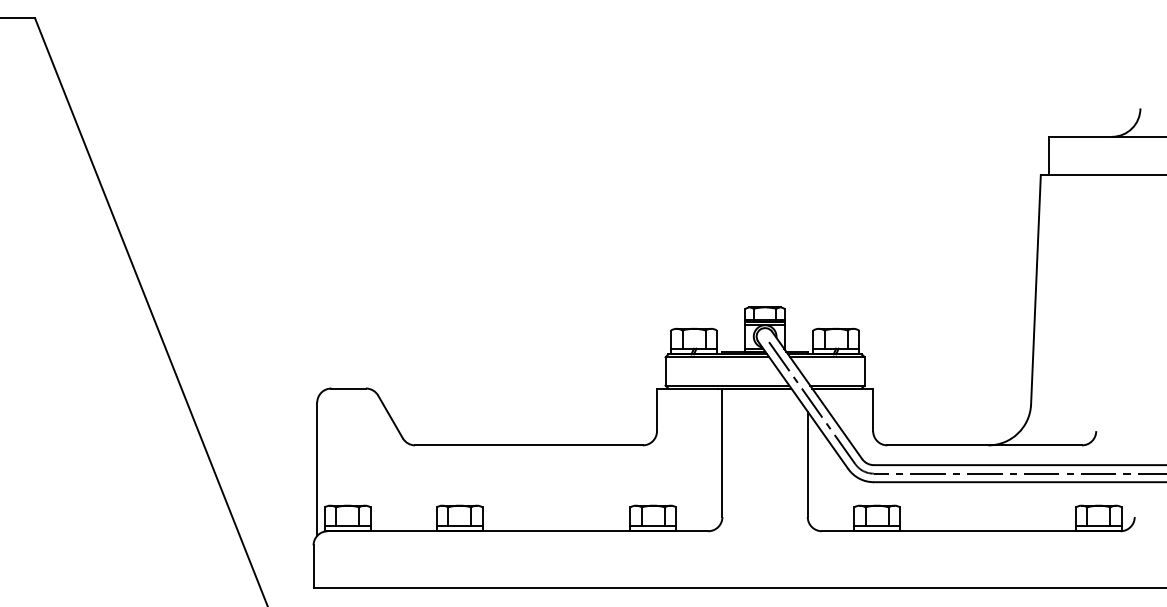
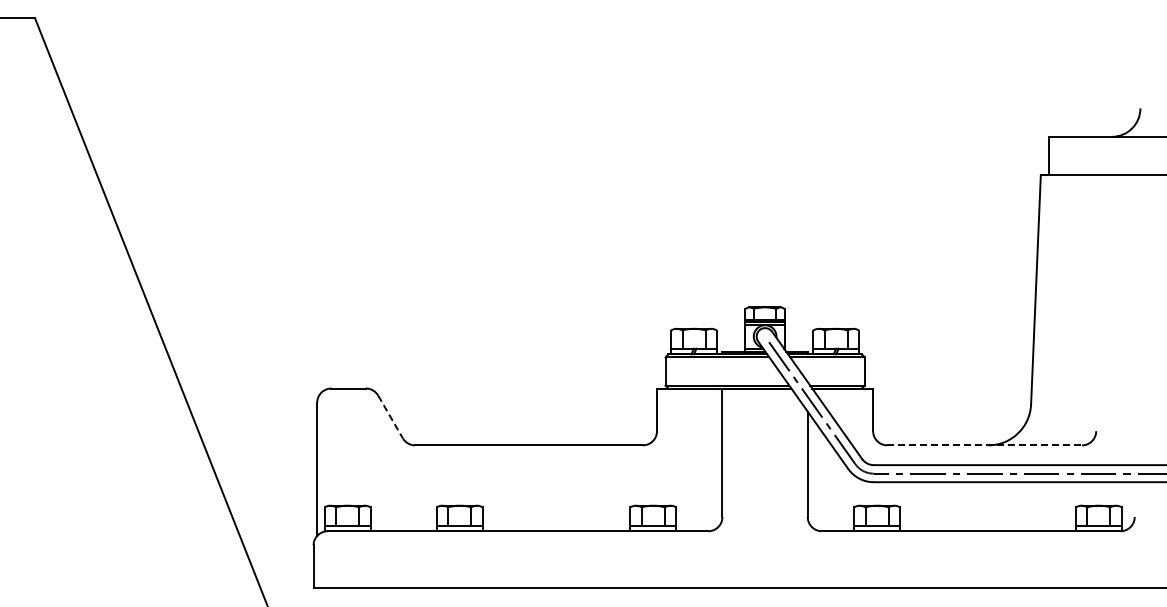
line: solid -> dashed (390, 416)
line: solid -> dashed (985, 445)
